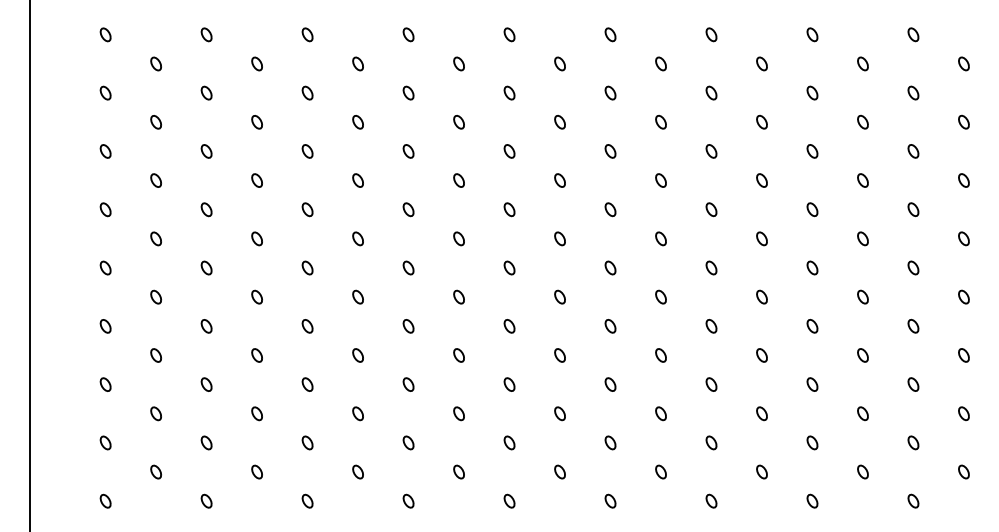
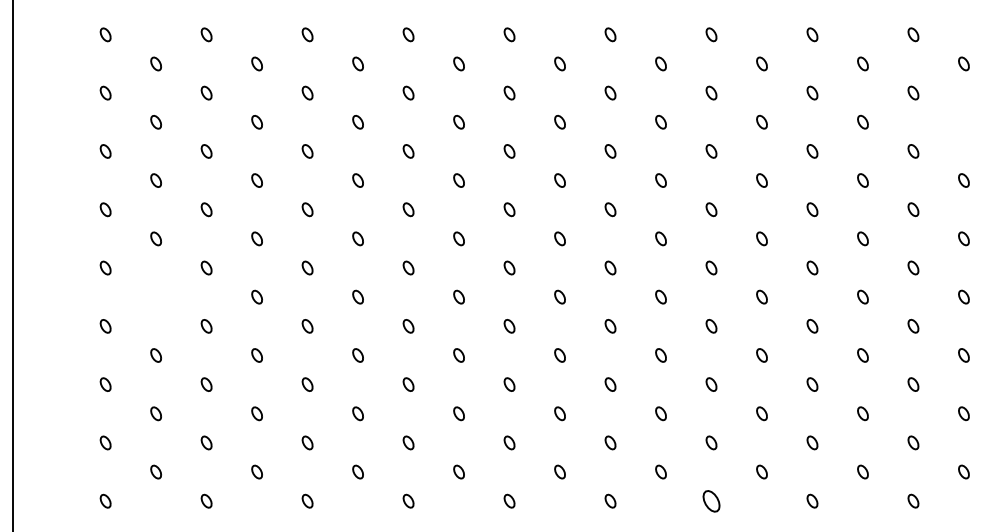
part: present -> none (963, 121)
line position: (29, 265) -> (12, 265) (12, 265)
part: present -> none (155, 296)
part size: 13x16 px -> 19x23 px (711, 501)
